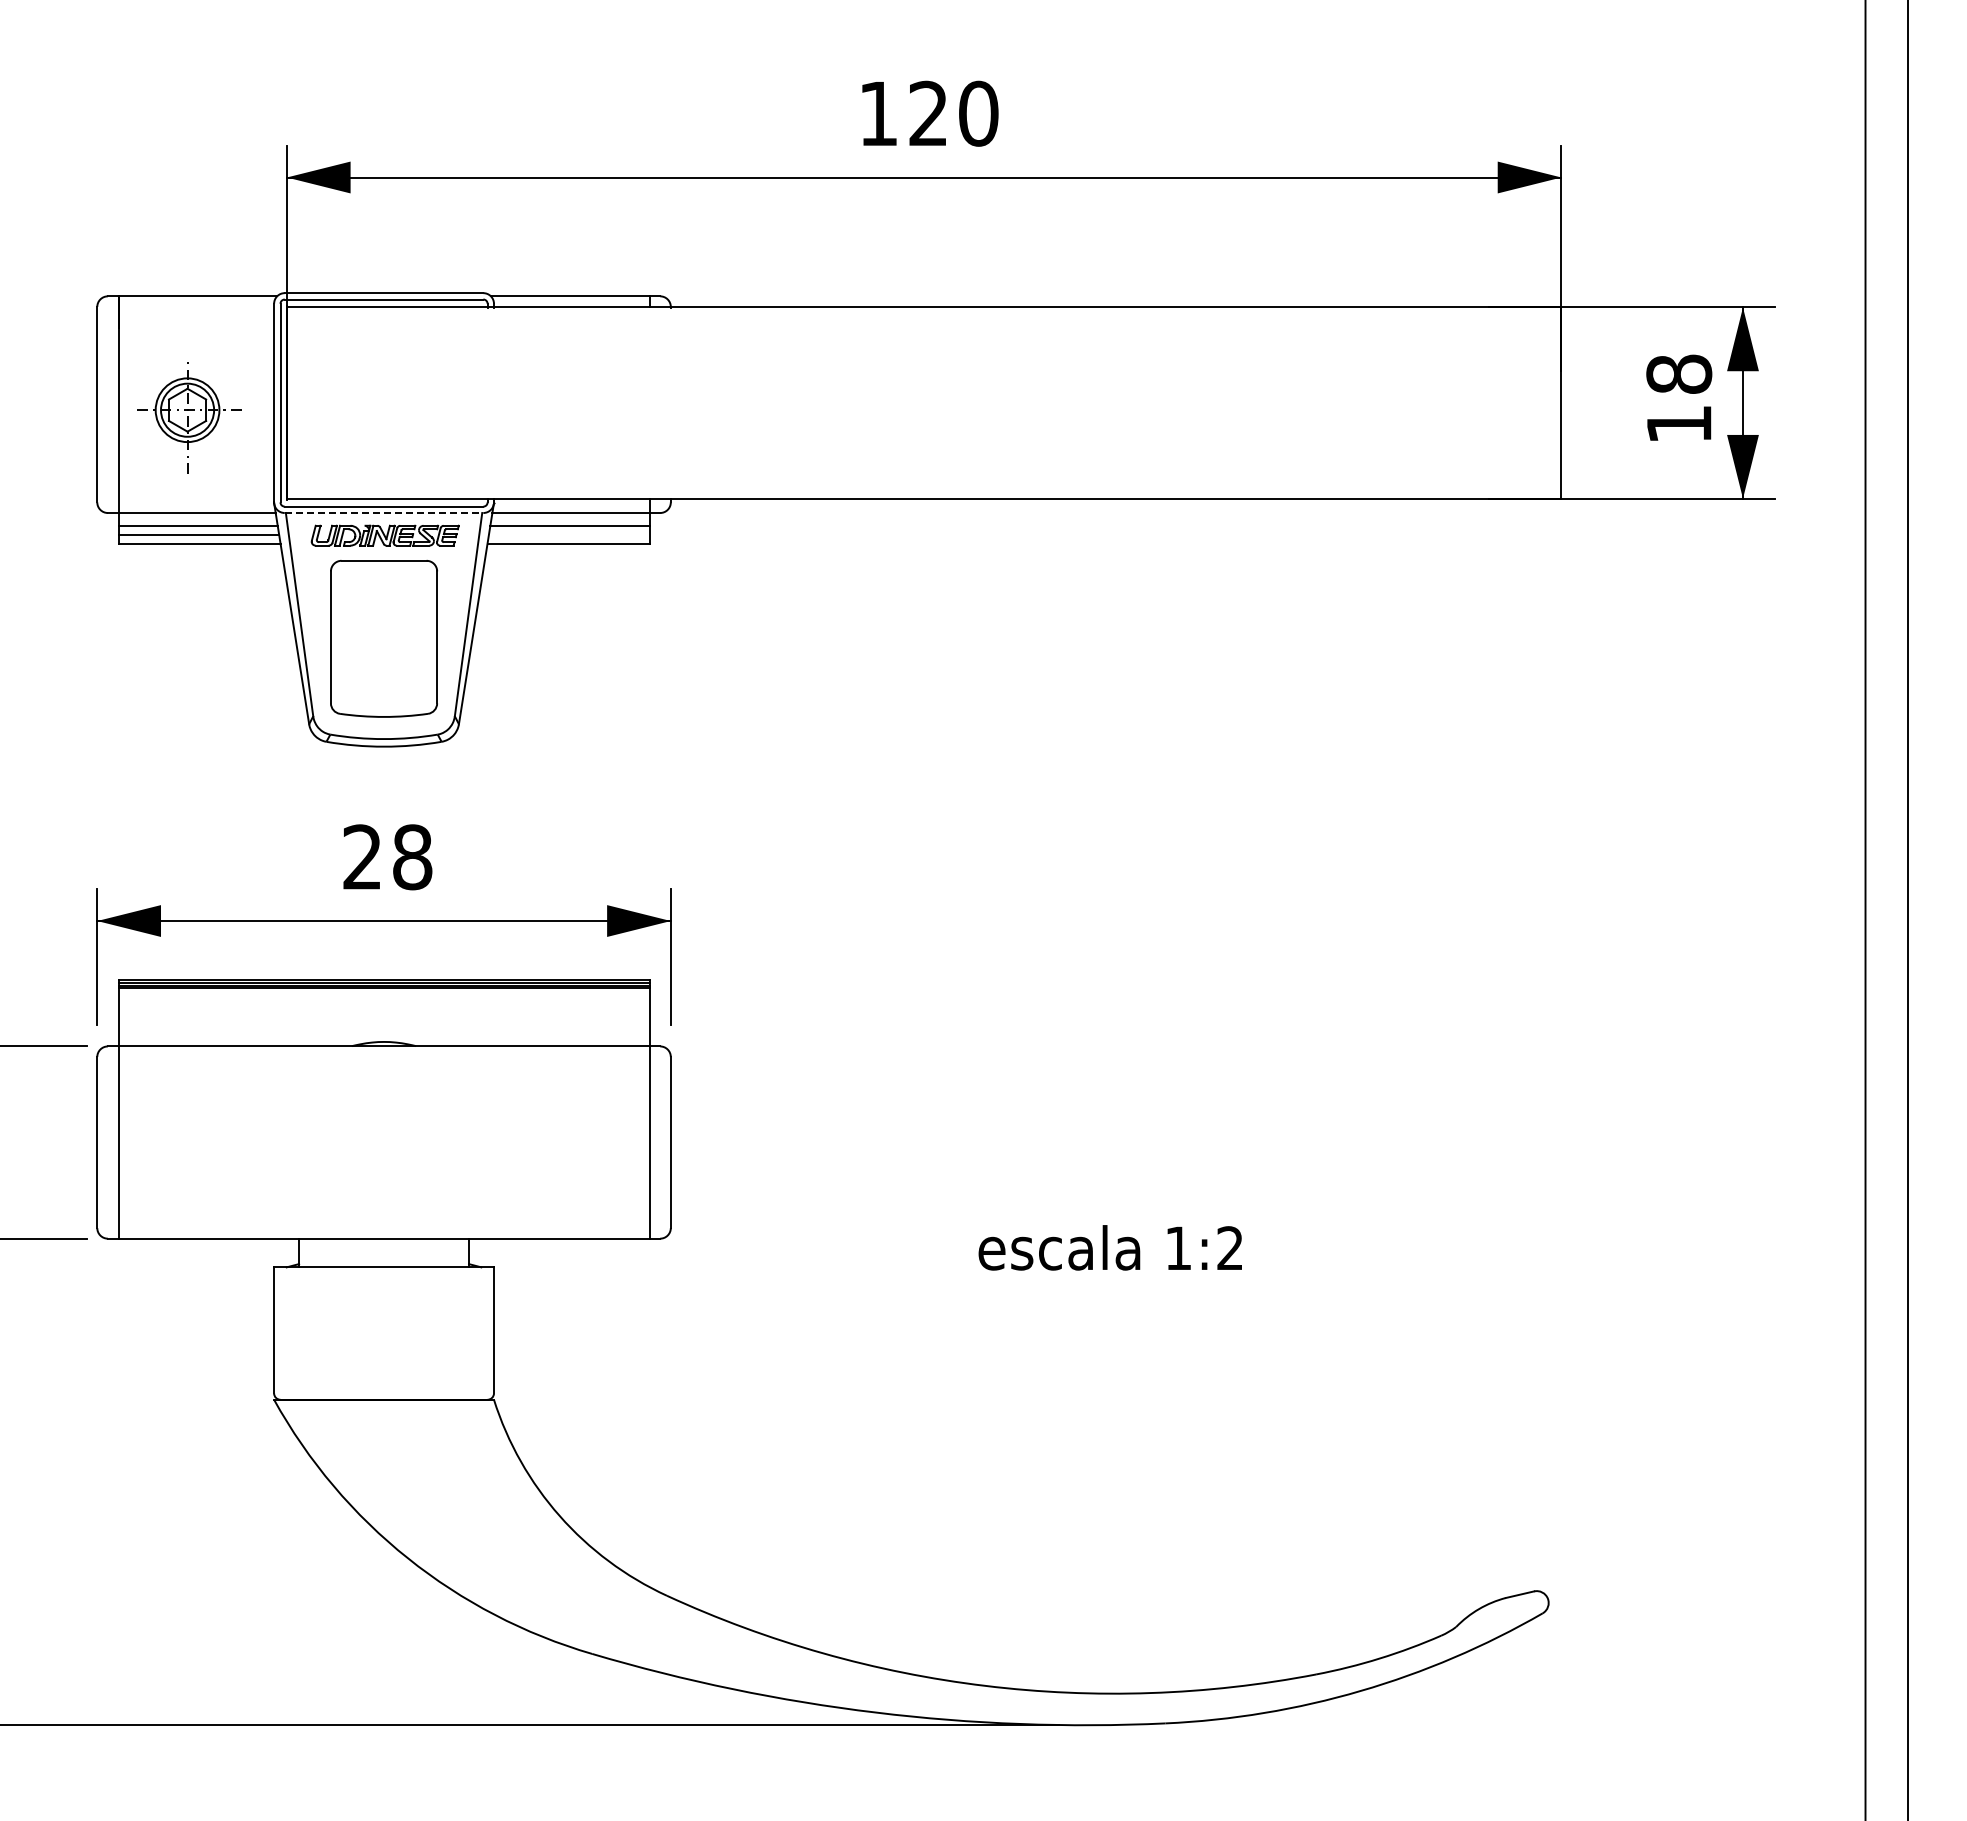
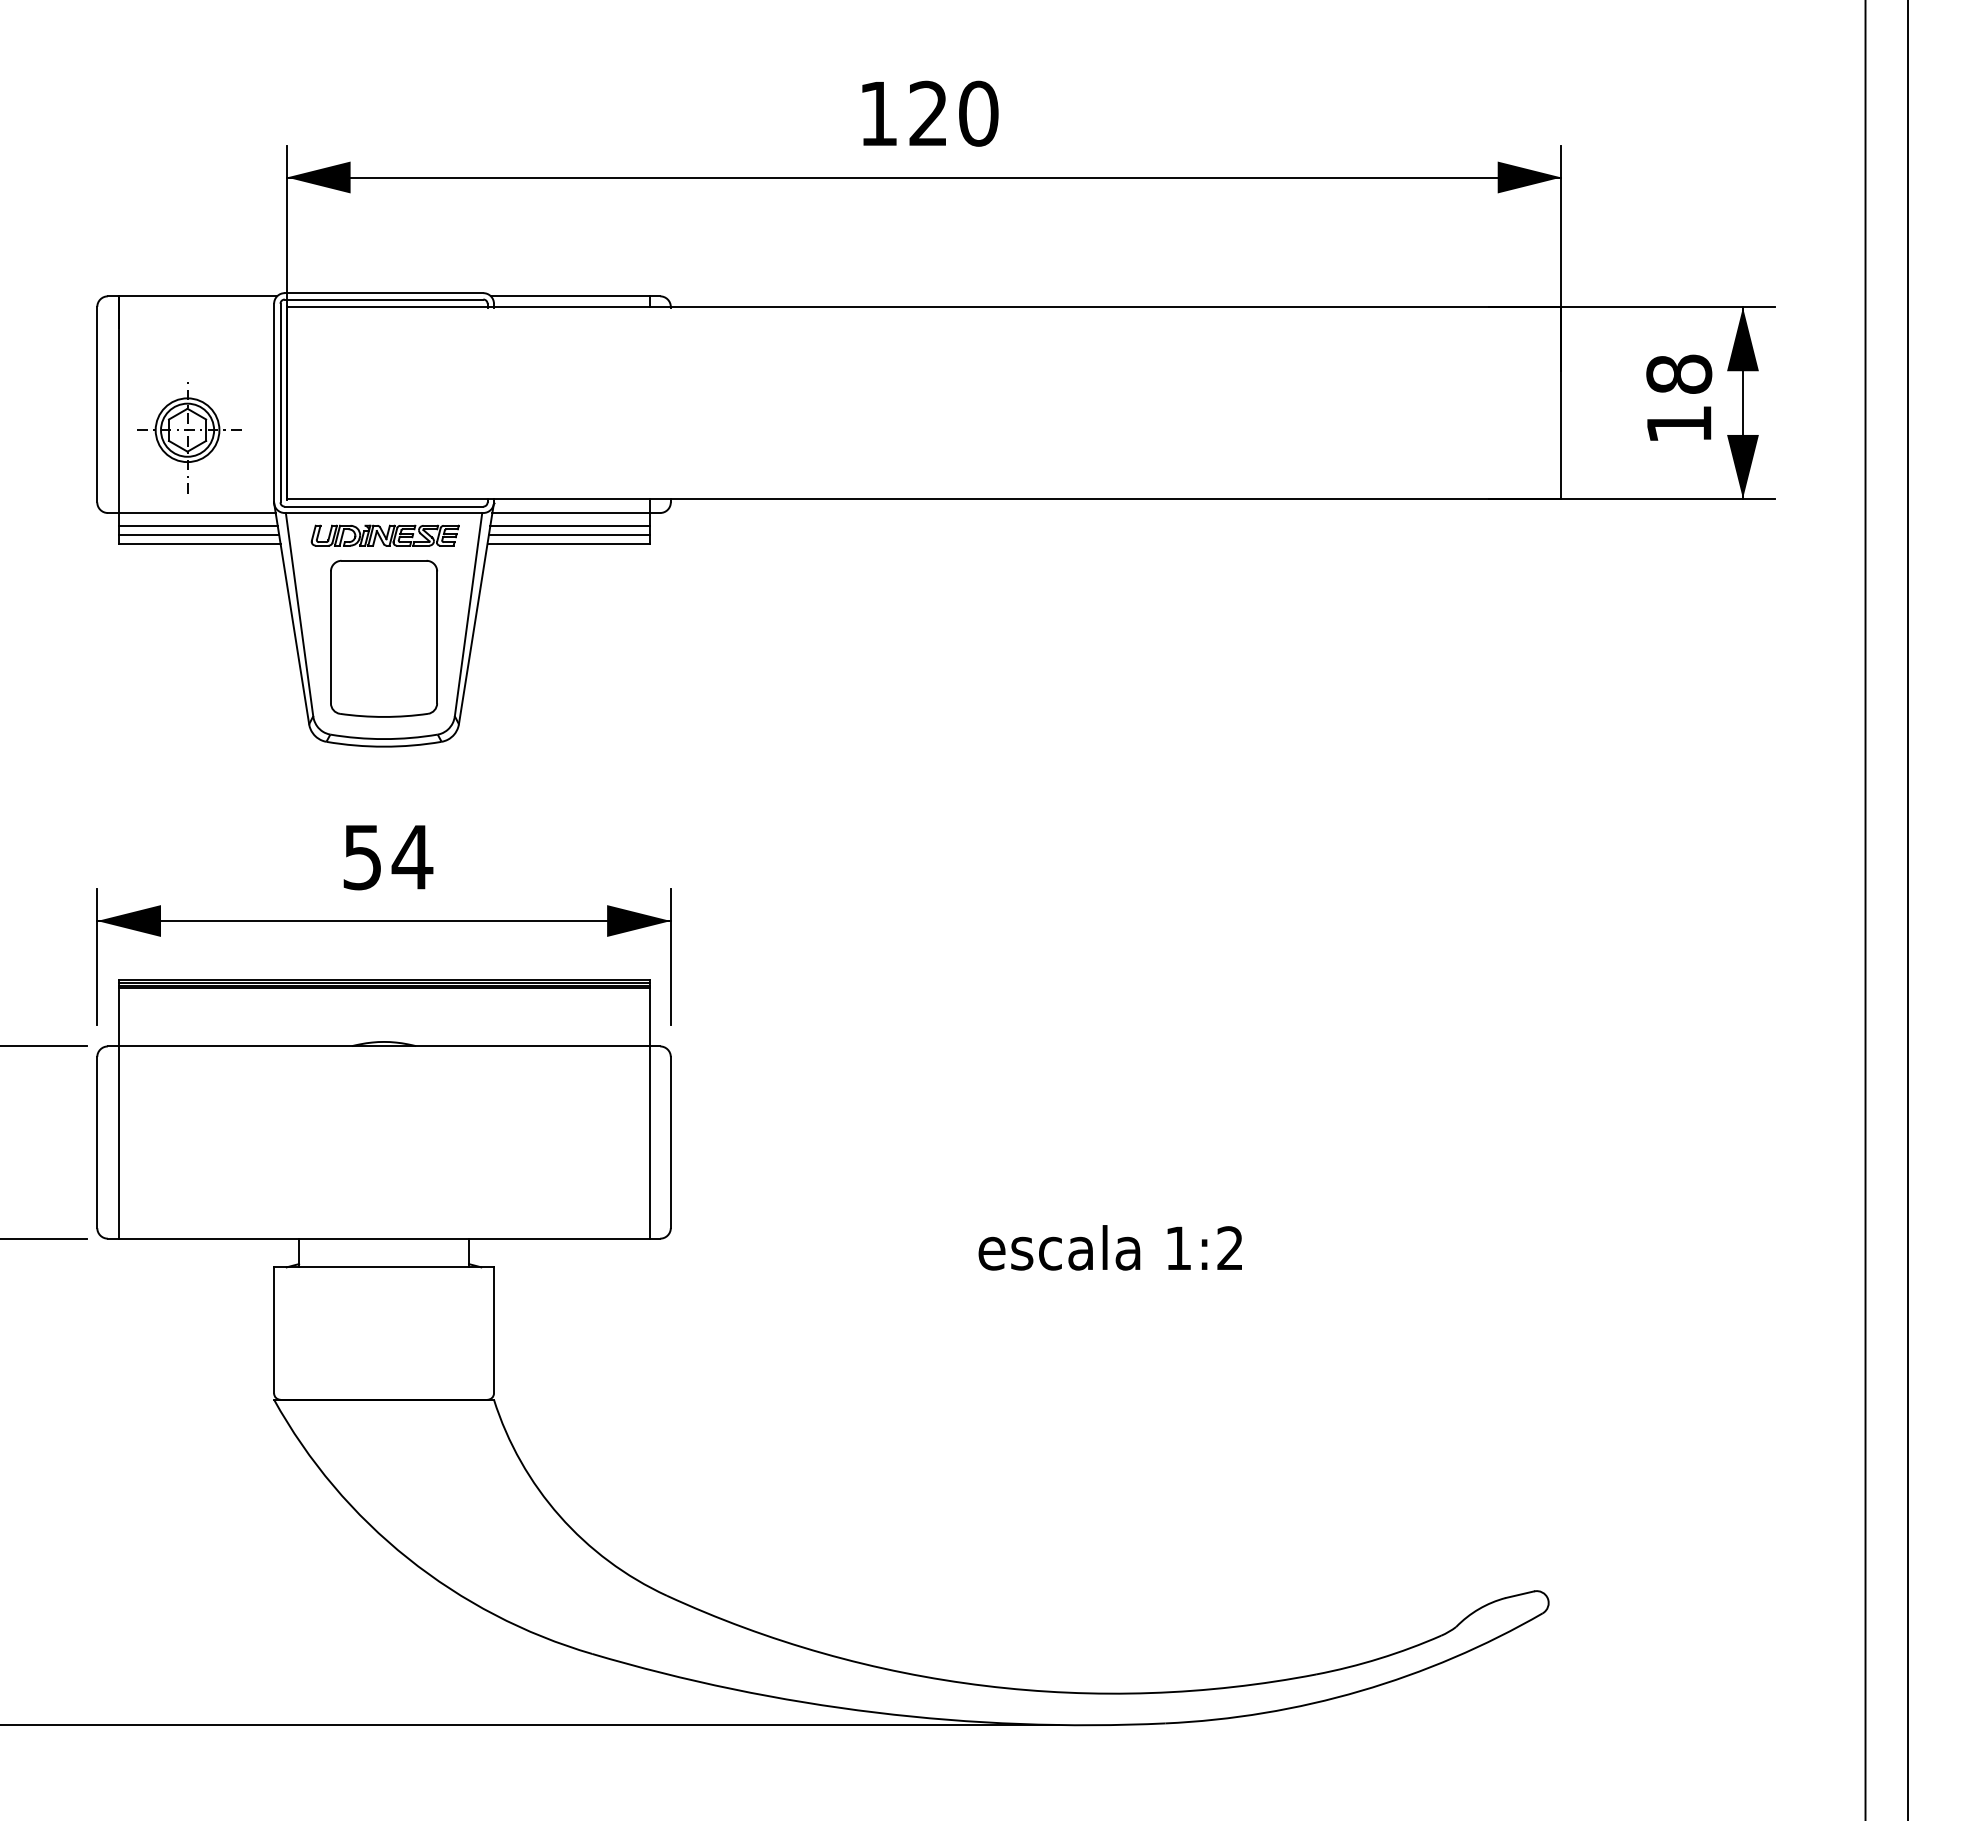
part position: (189, 417) -> (189, 437) (189, 437)
line: dashed -> solid (384, 513)
line: none -> present (568, 534)
text: 28 -> 54 (388, 857)
